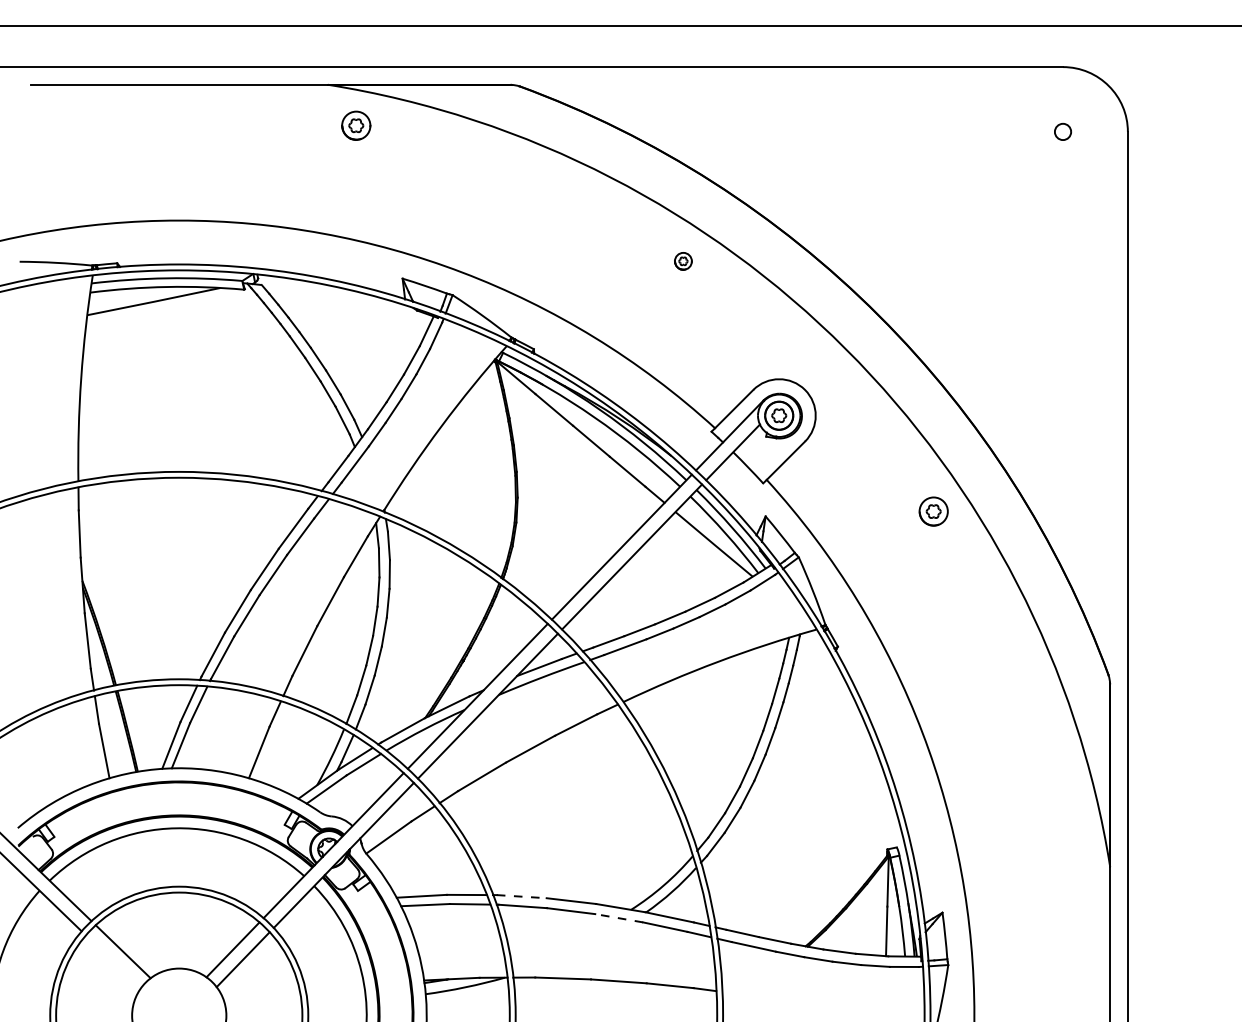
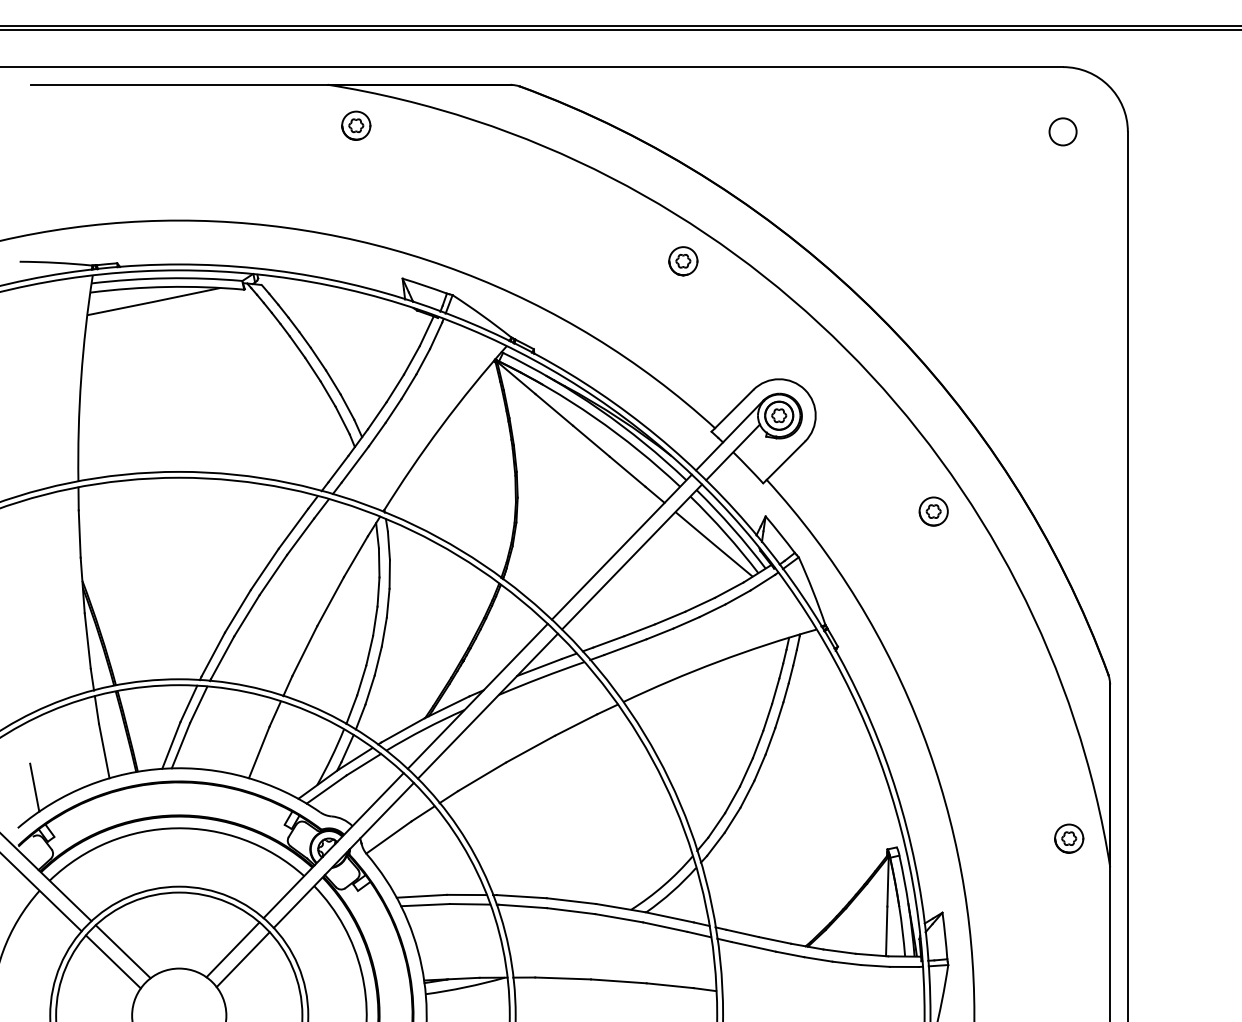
line: none -> present (620, 30)
circle size: 18x19 px -> 30x30 px (1062, 131)
part size: 19x19 px -> 31x31 px (683, 261)
line: none -> present (34, 787)
part: none -> present (1069, 838)
line: dashed -> solid (521, 896)
line: dashed -> solid (618, 918)
line: none -> present (112, 961)
